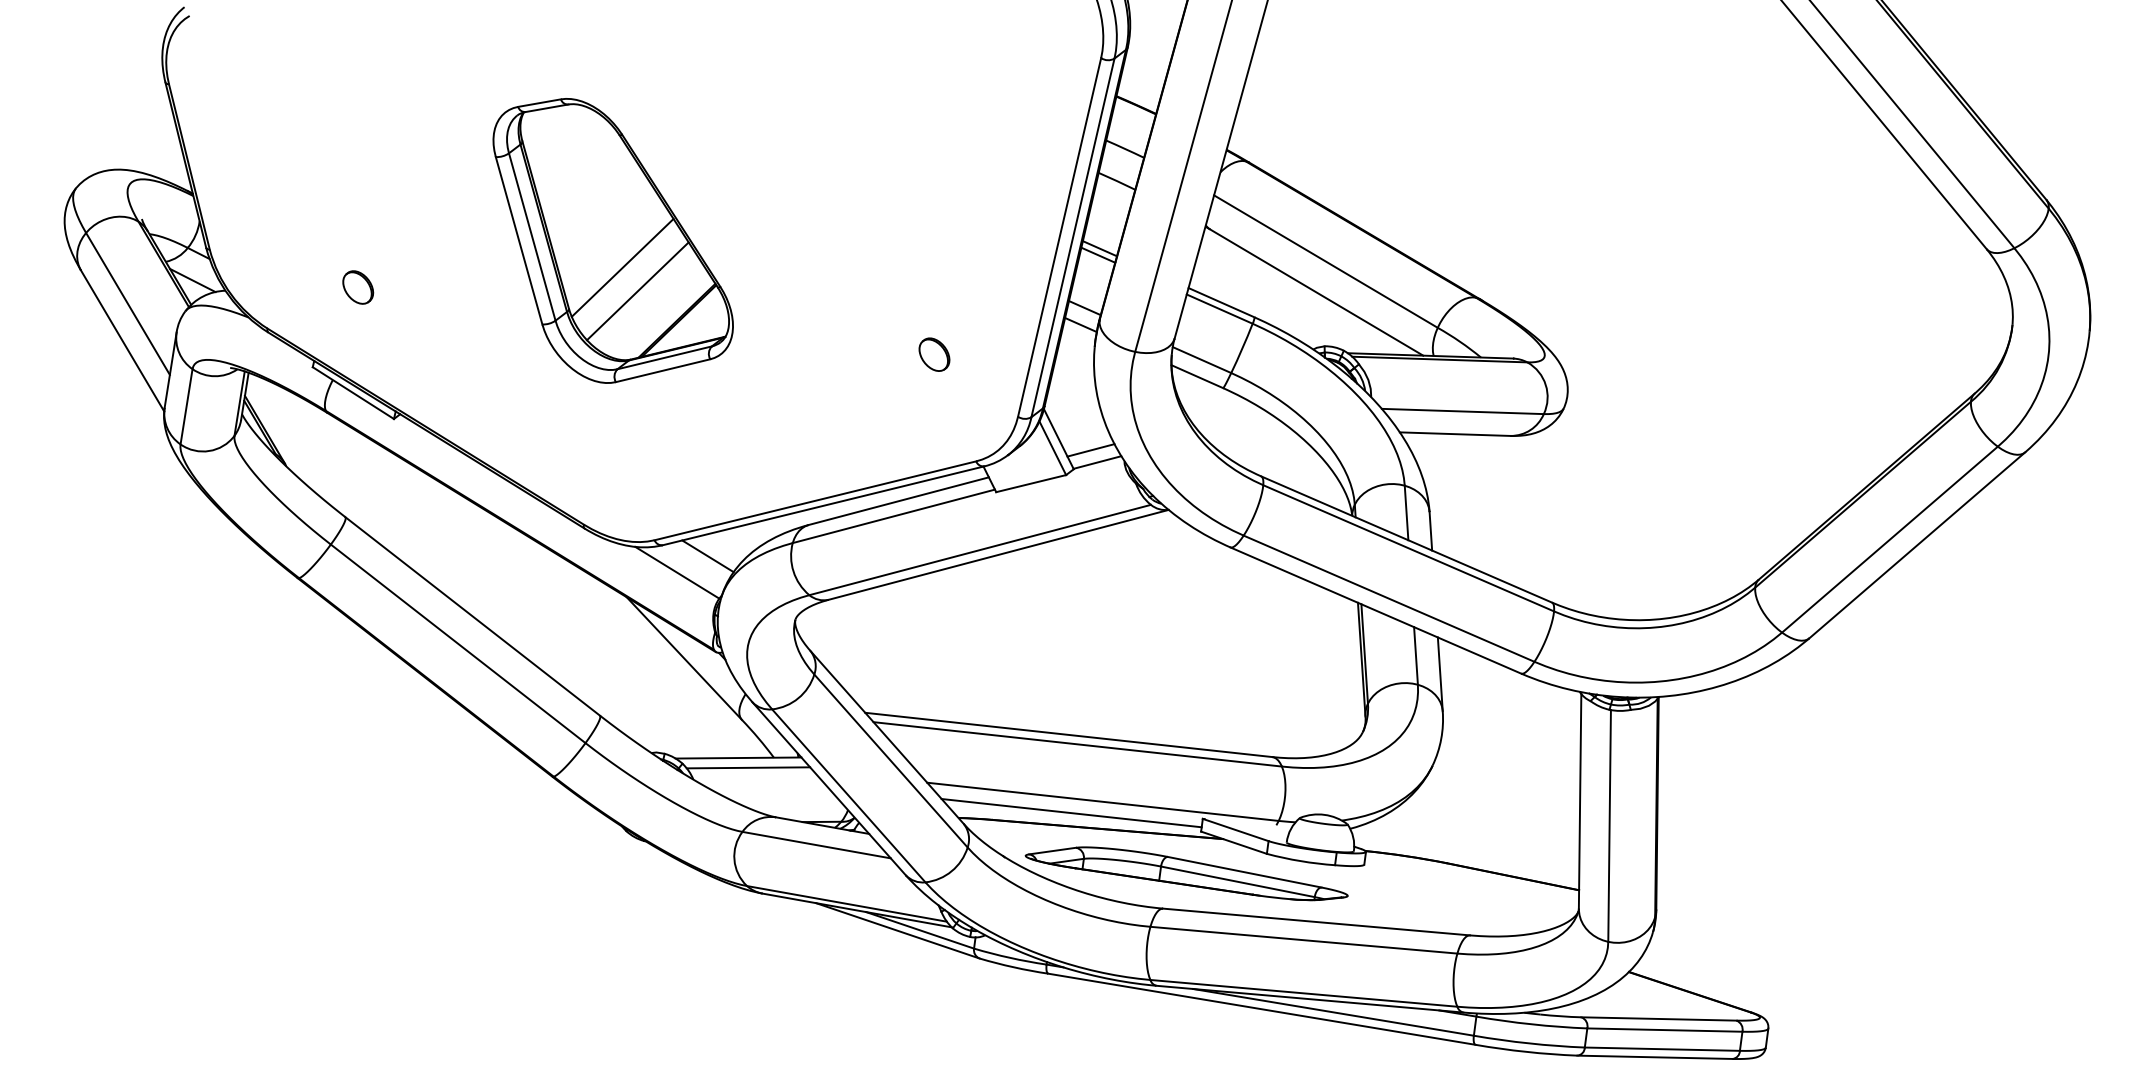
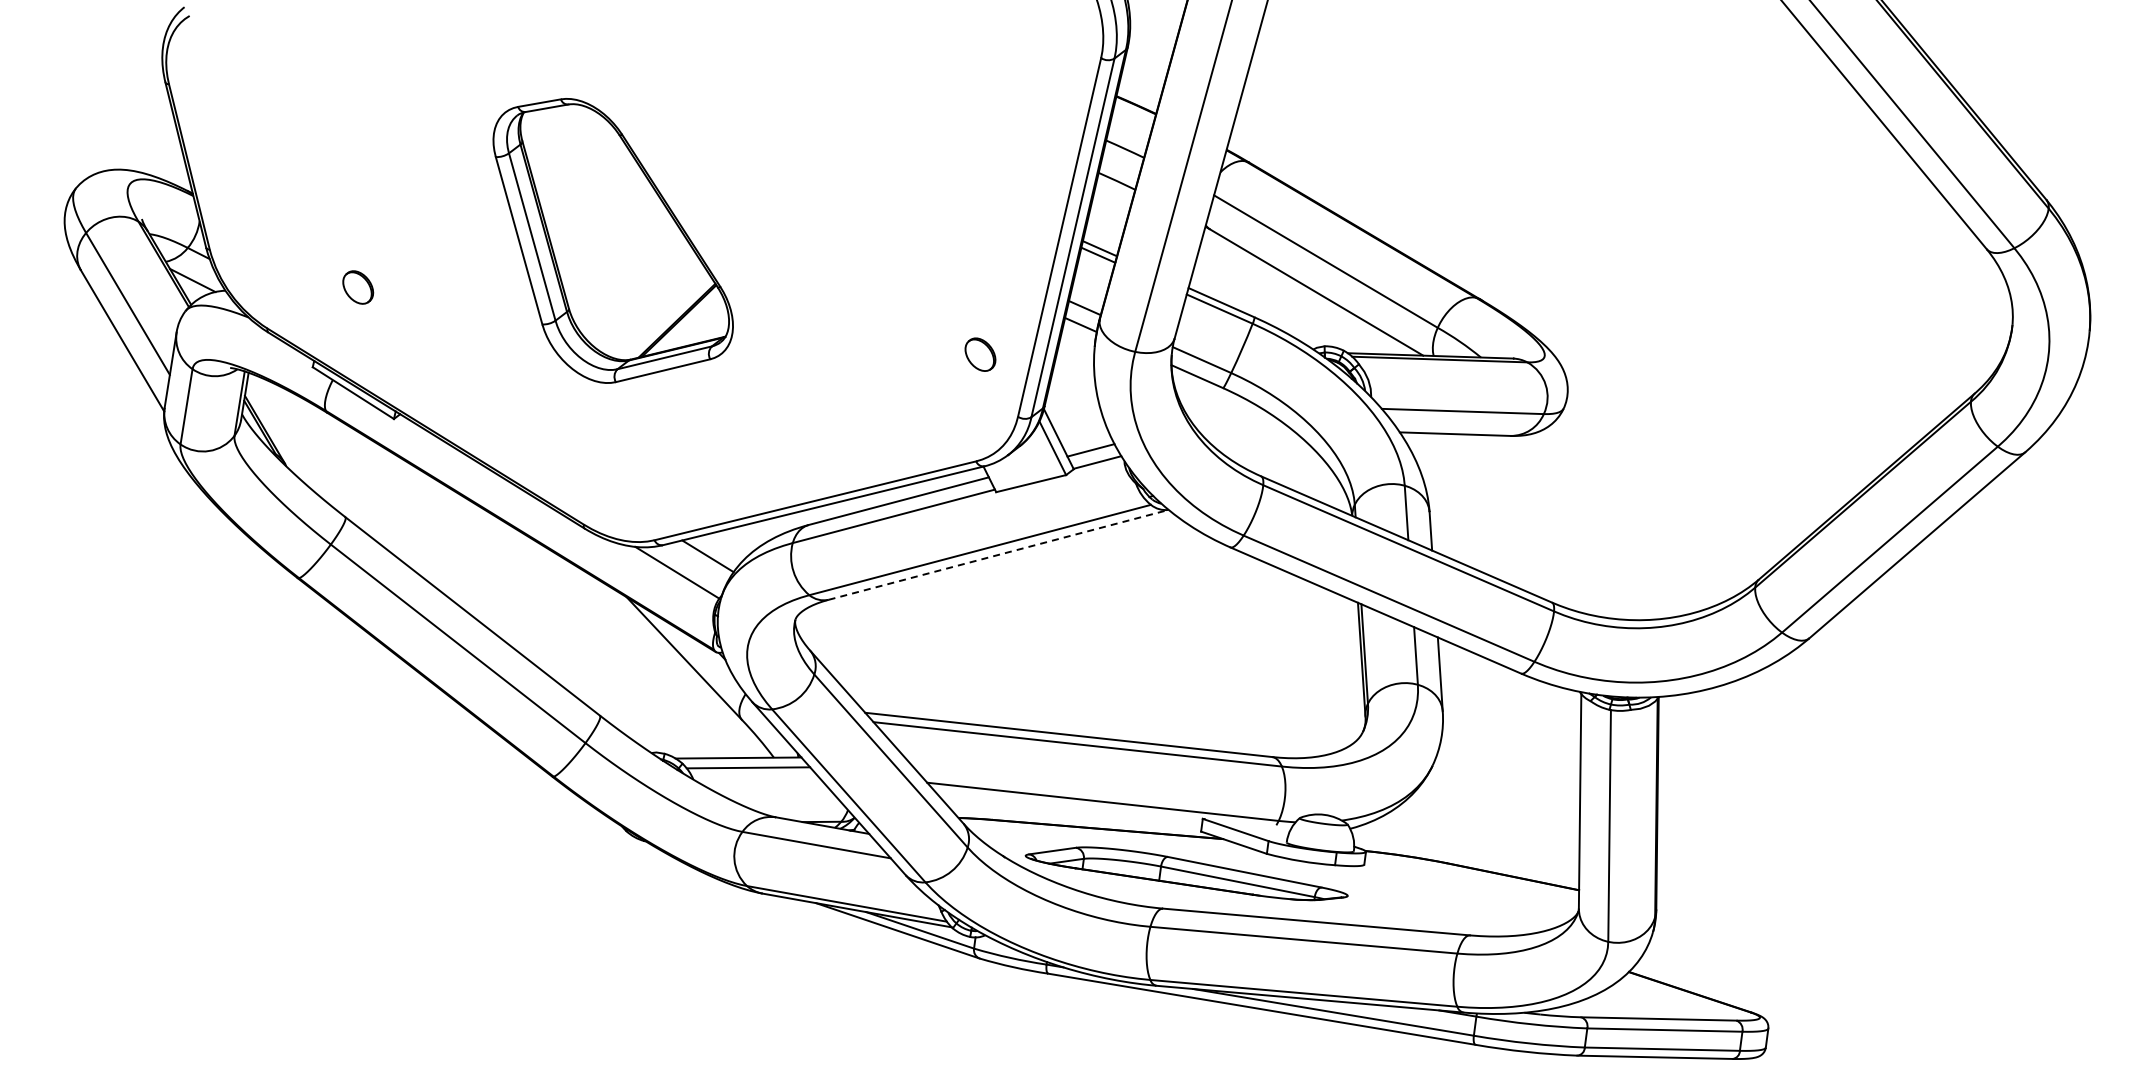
line: present -> none (622, 267)
line: present -> none (637, 291)
part position: (934, 354) -> (980, 354) (980, 354)
line: solid -> dashed (998, 554)
line: present -> none (1071, 813)
